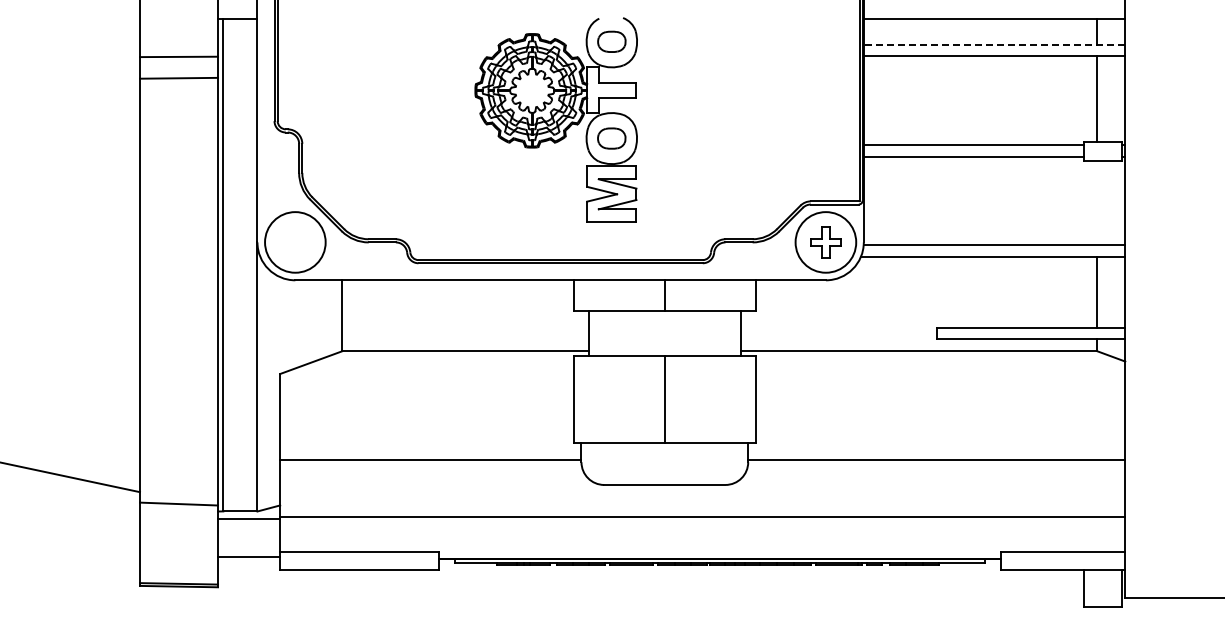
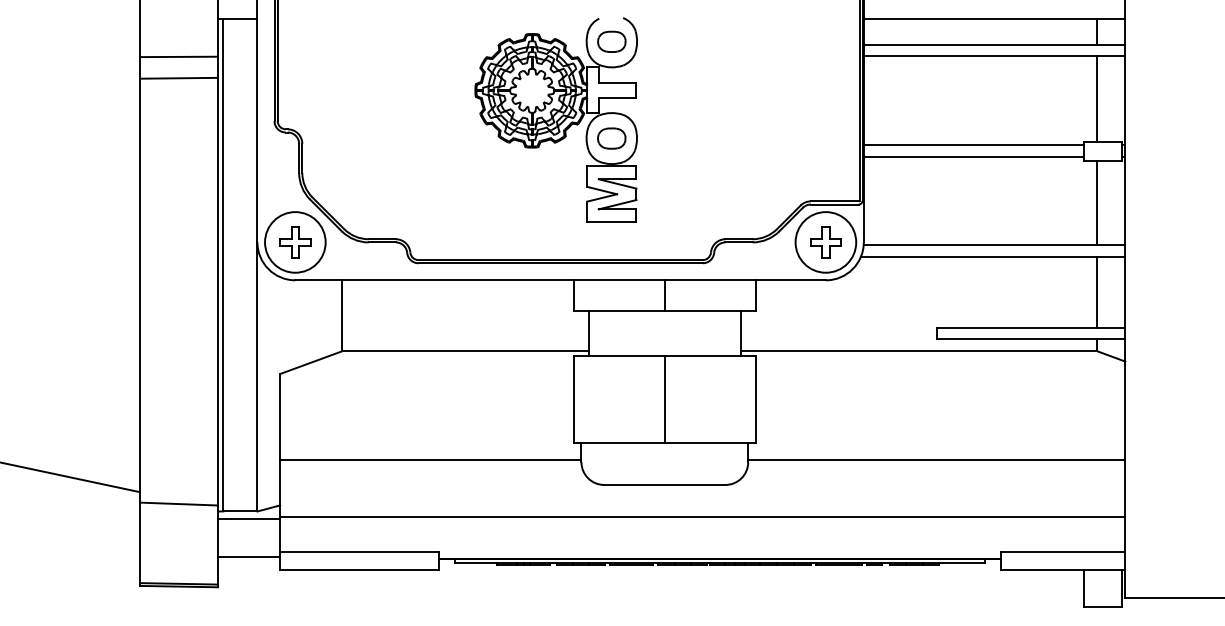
line: dashed -> solid (994, 44)
line: none -> present (1097, 202)
part: none -> present (295, 242)
